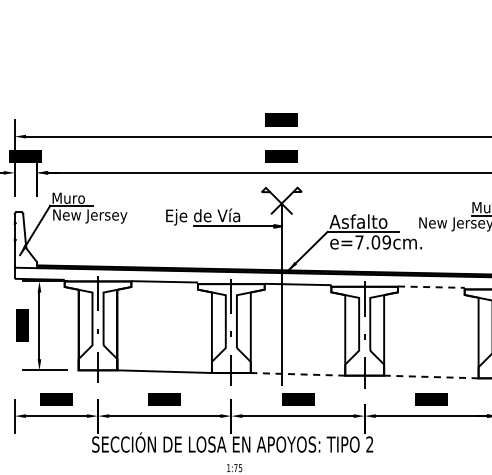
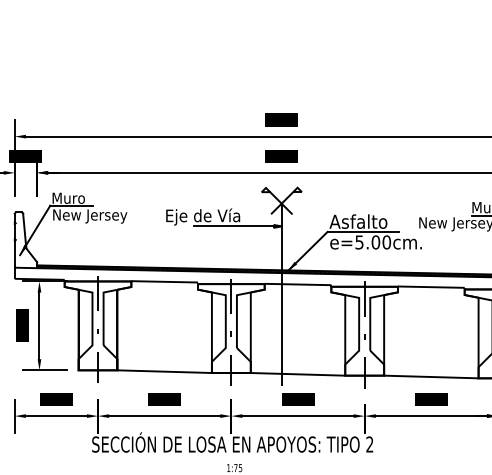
text: e=7.09cm. -> e=5.00cm. (372, 242)
line: dashed -> solid (431, 287)
line: dashed -> solid (297, 374)
line: dashed -> solid (430, 376)
